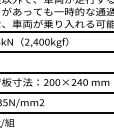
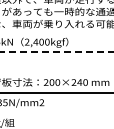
line: present -> none (56, 32)
line: solid -> dashed (57, 52)
line: present -> none (56, 72)
line: present -> none (56, 113)
